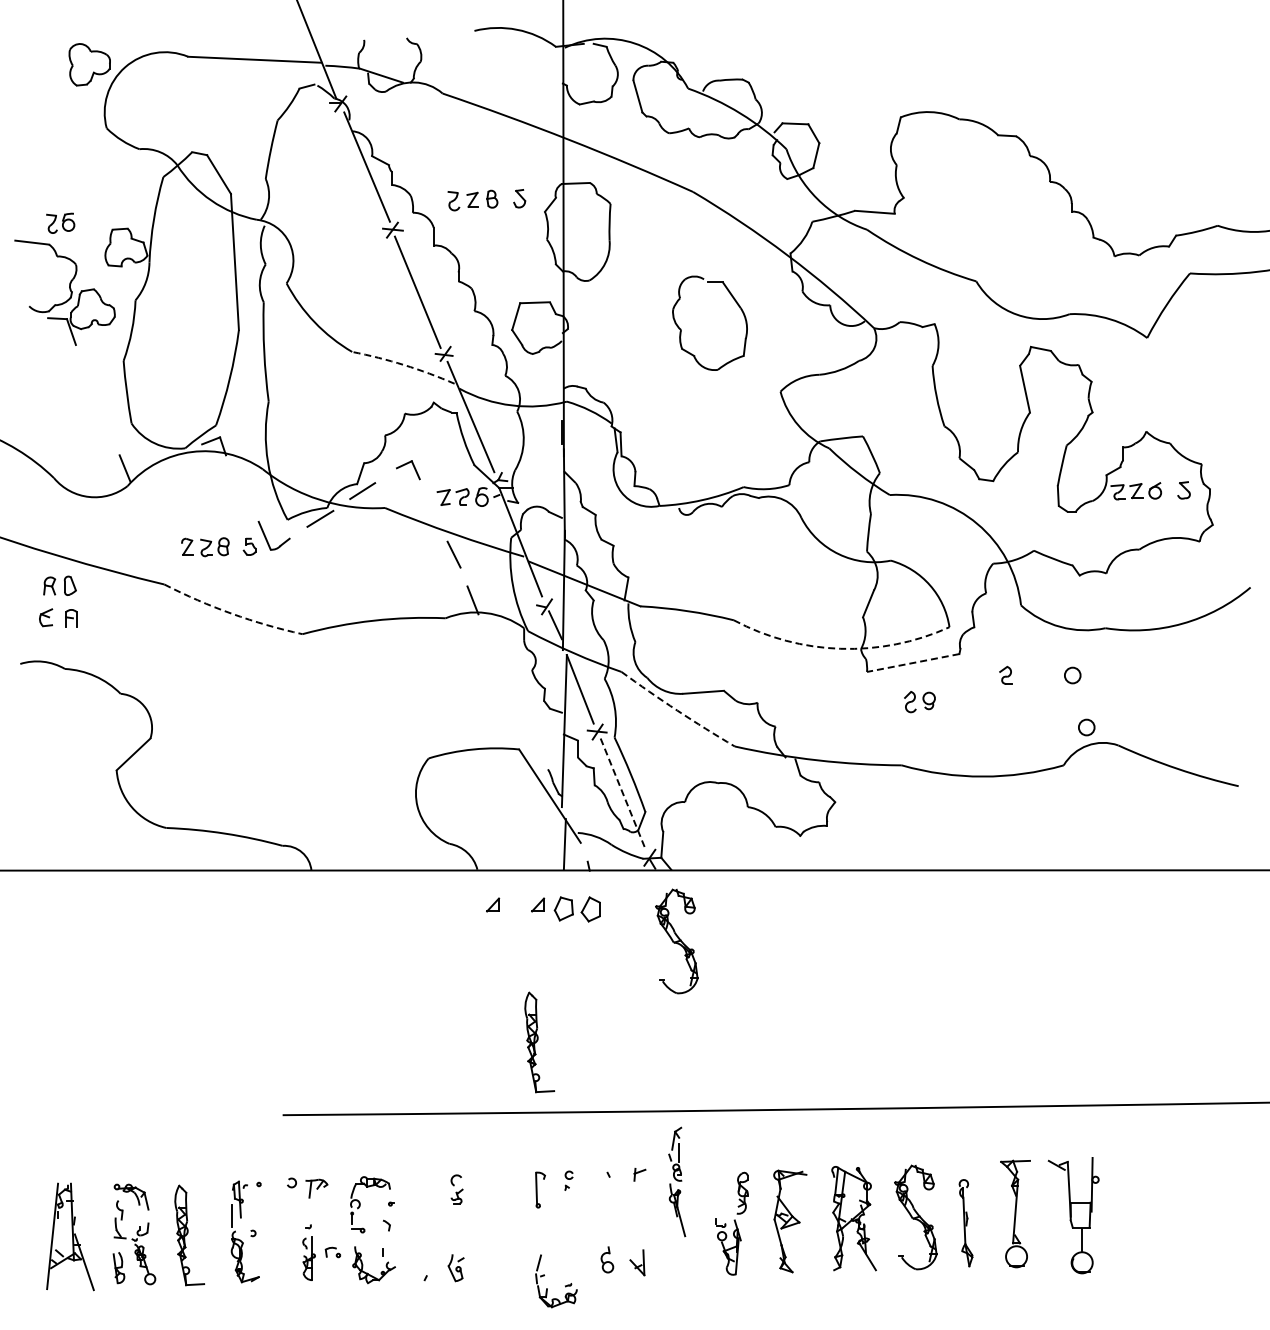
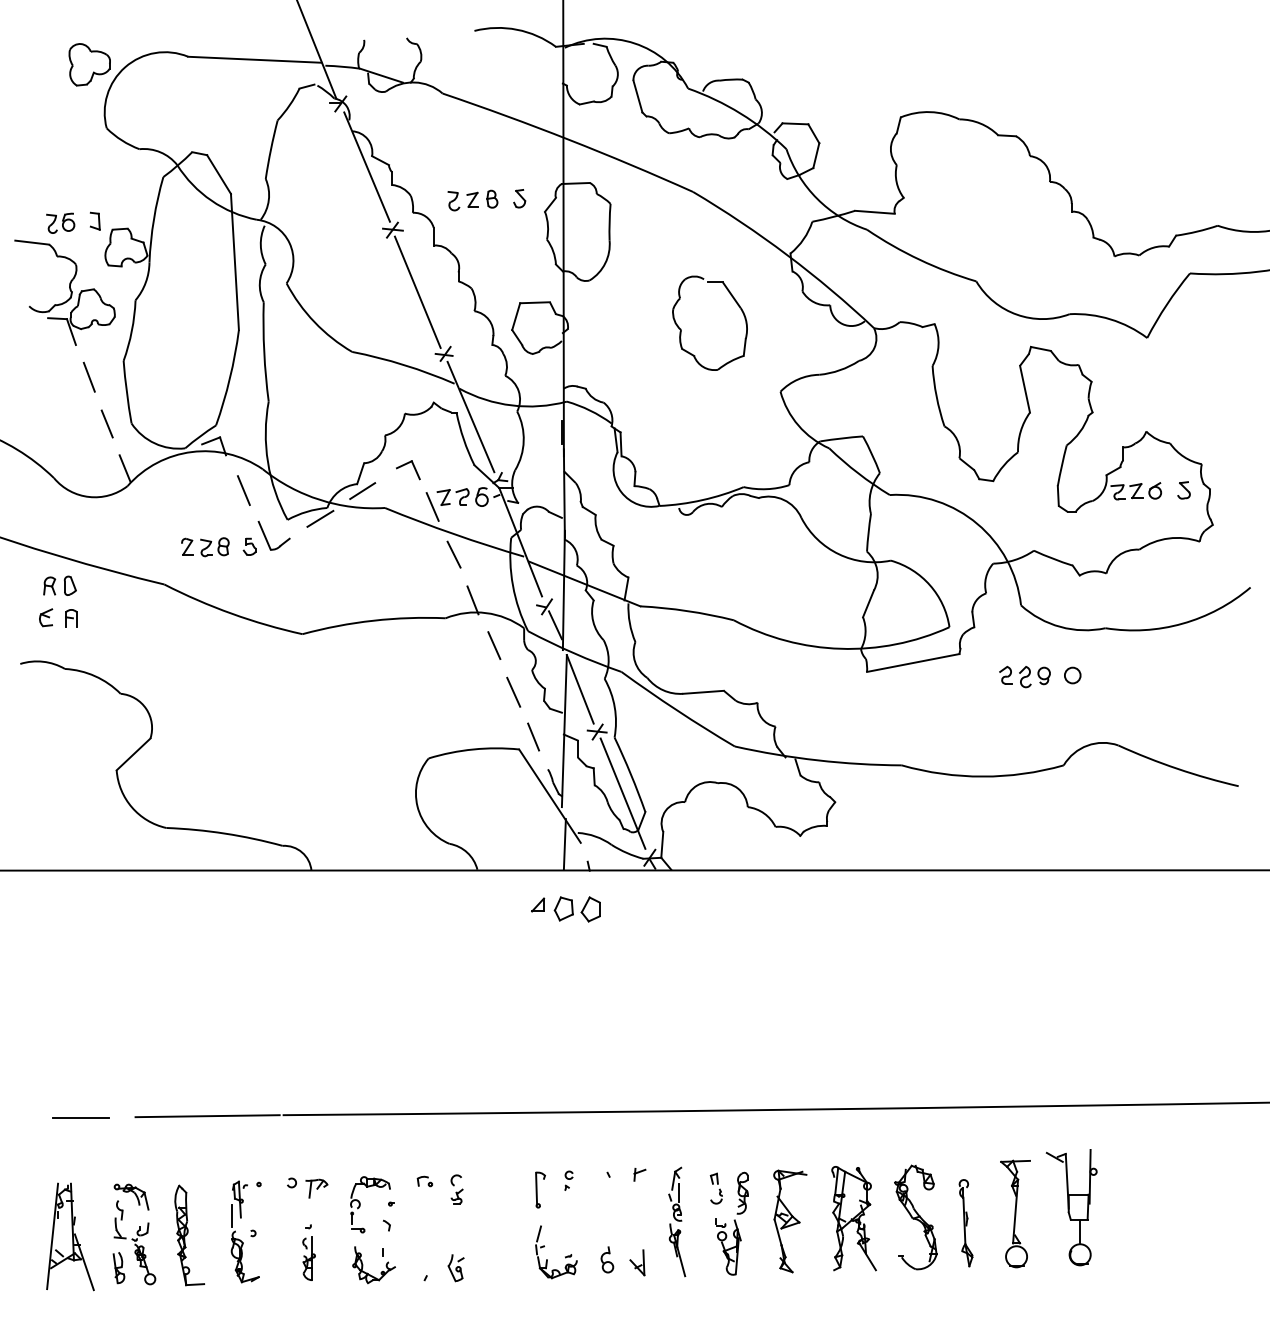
part: none -> present (94, 220)
arc: dashed -> solid (404, 365)
line: none -> present (88, 376)
line: none -> present (106, 423)
line: none -> present (243, 490)
line: none -> present (432, 506)
arc: dashed -> solid (231, 613)
line: none -> present (494, 645)
arc: dashed -> solid (840, 648)
line: dashed -> solid (912, 663)
line: none -> present (513, 691)
part position: (919, 702) -> (1034, 677) (1034, 677)
arc: dashed -> solid (677, 710)
circle: present -> none (1086, 727)
line: none -> present (533, 736)
line: dashed -> solid (623, 793)
part: present -> none (493, 904)
part: present -> none (676, 941)
part: present -> none (539, 1042)
line: none -> present (207, 1116)
line: none -> present (80, 1117)
part position: (677, 1181) -> (677, 1221) (677, 1221)
part: none -> present (715, 1188)
part position: (1073, 1215) -> (1071, 1207) (1071, 1207)
part position: (332, 1252) -> (424, 1181) (424, 1181)
part position: (565, 1285) -> (565, 1256) (565, 1256)
